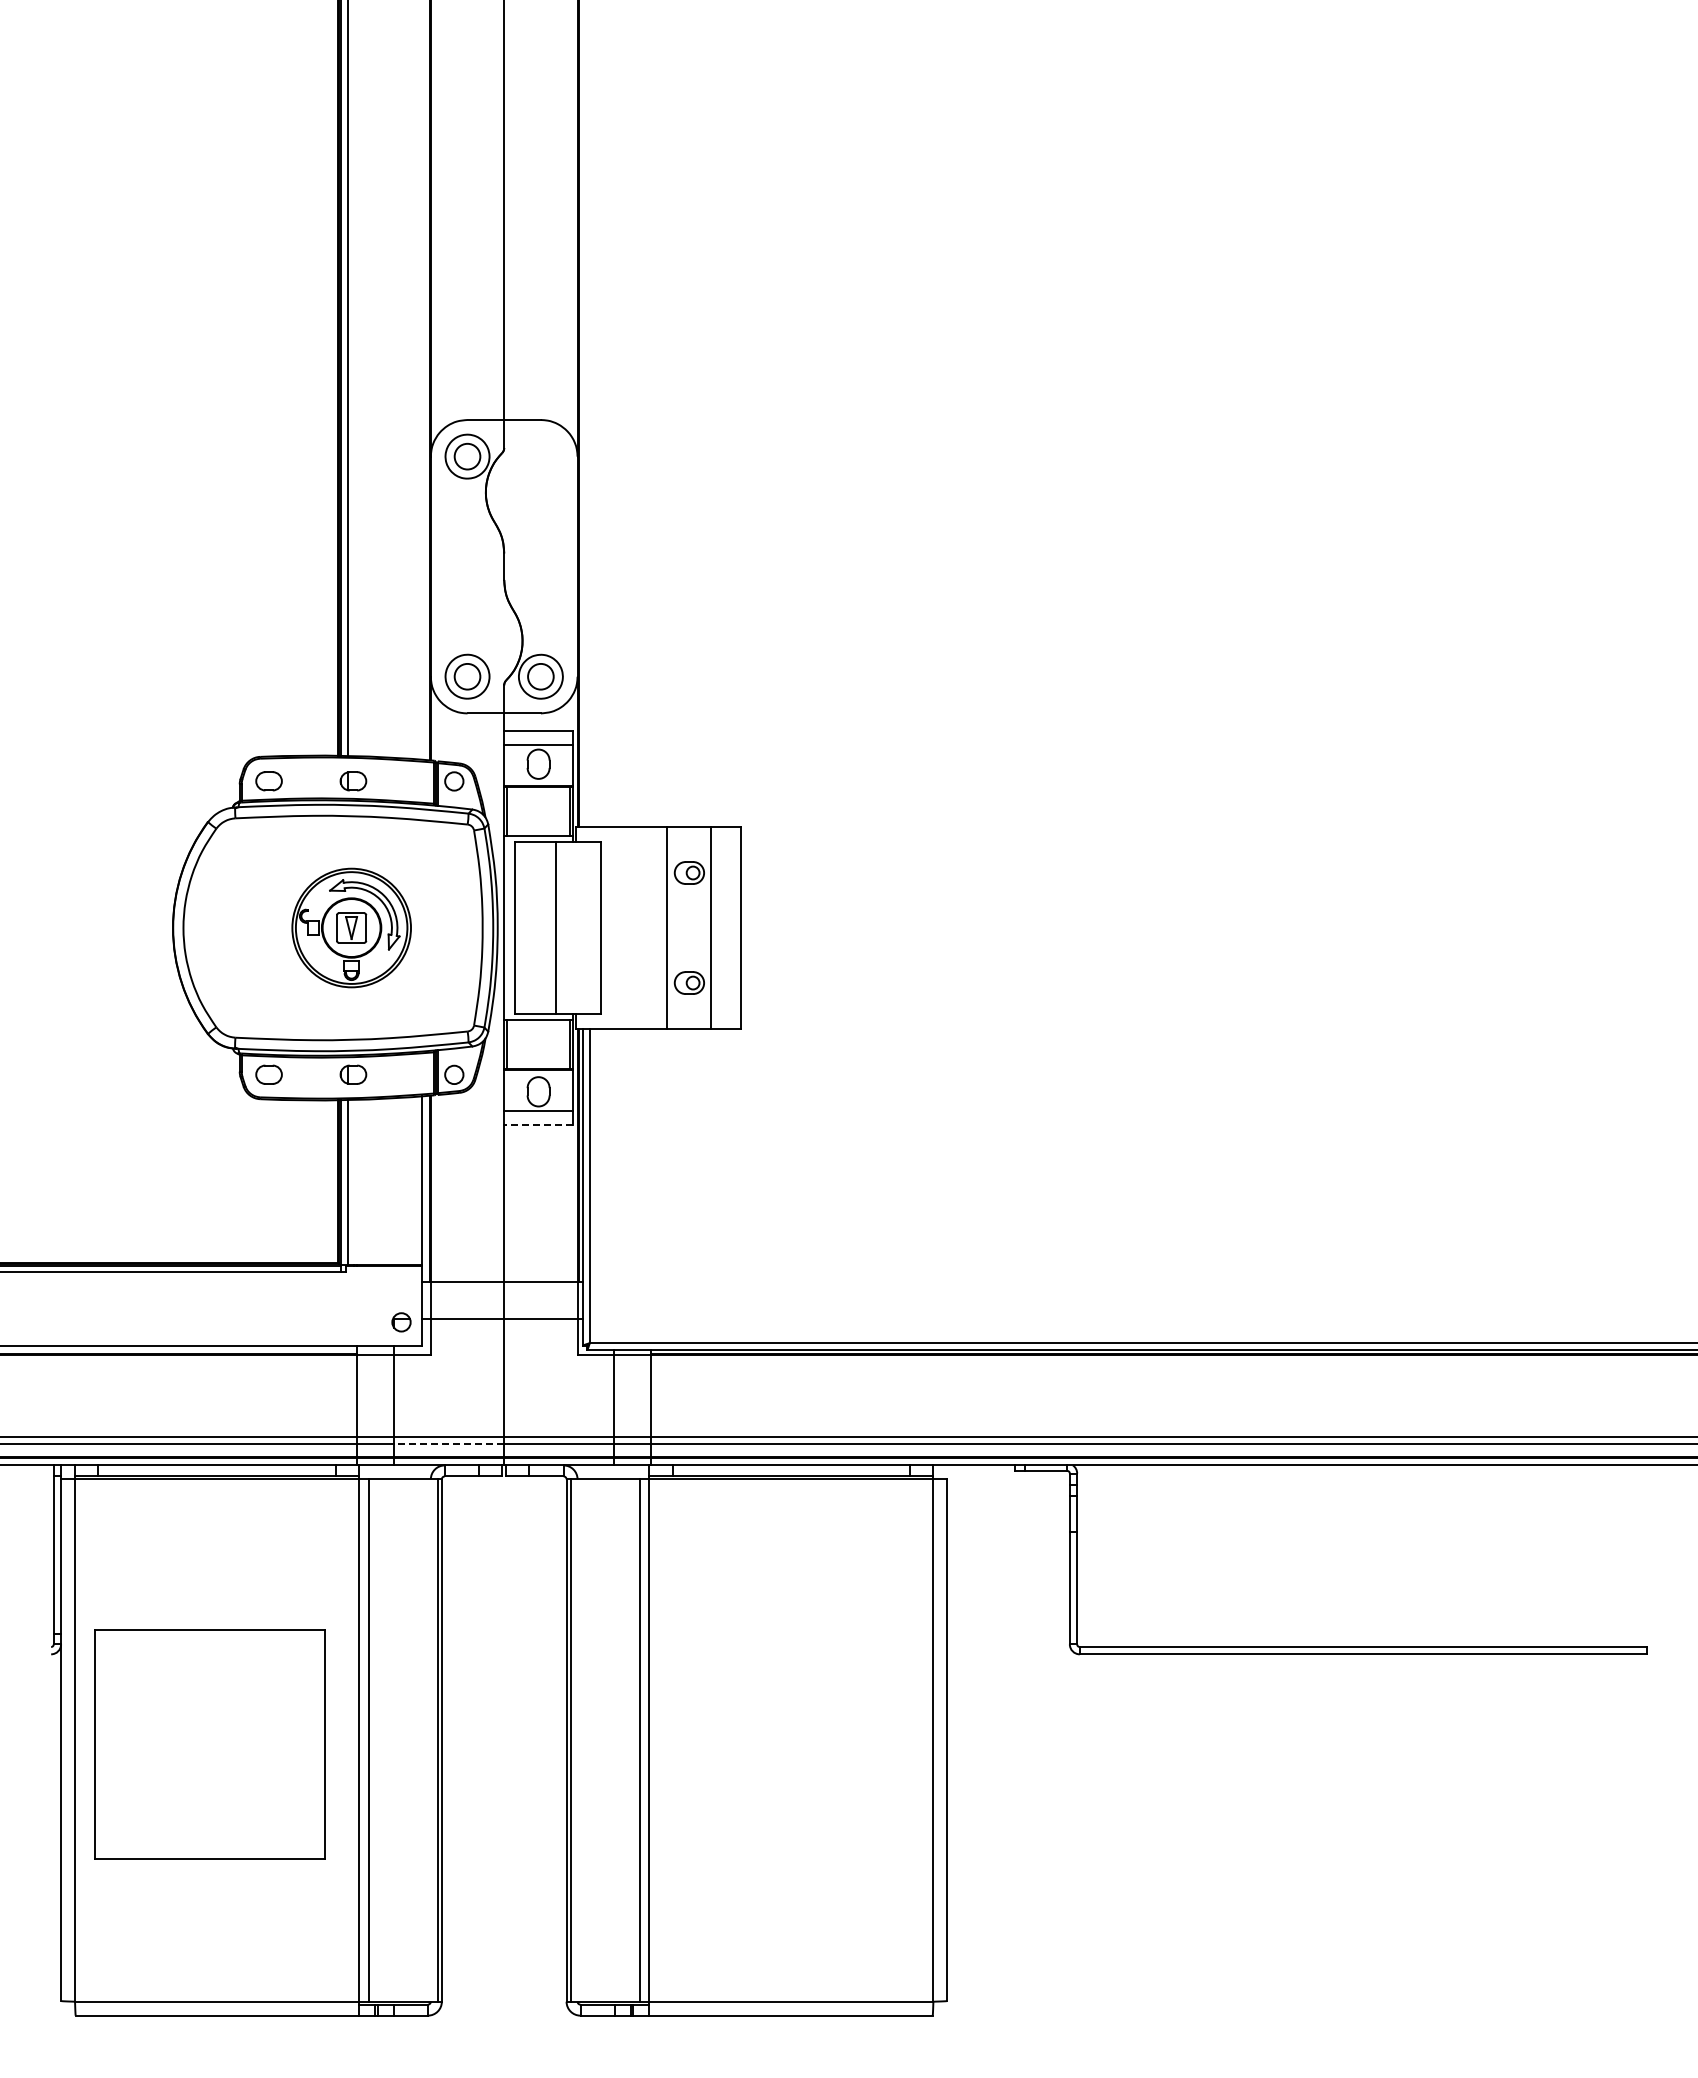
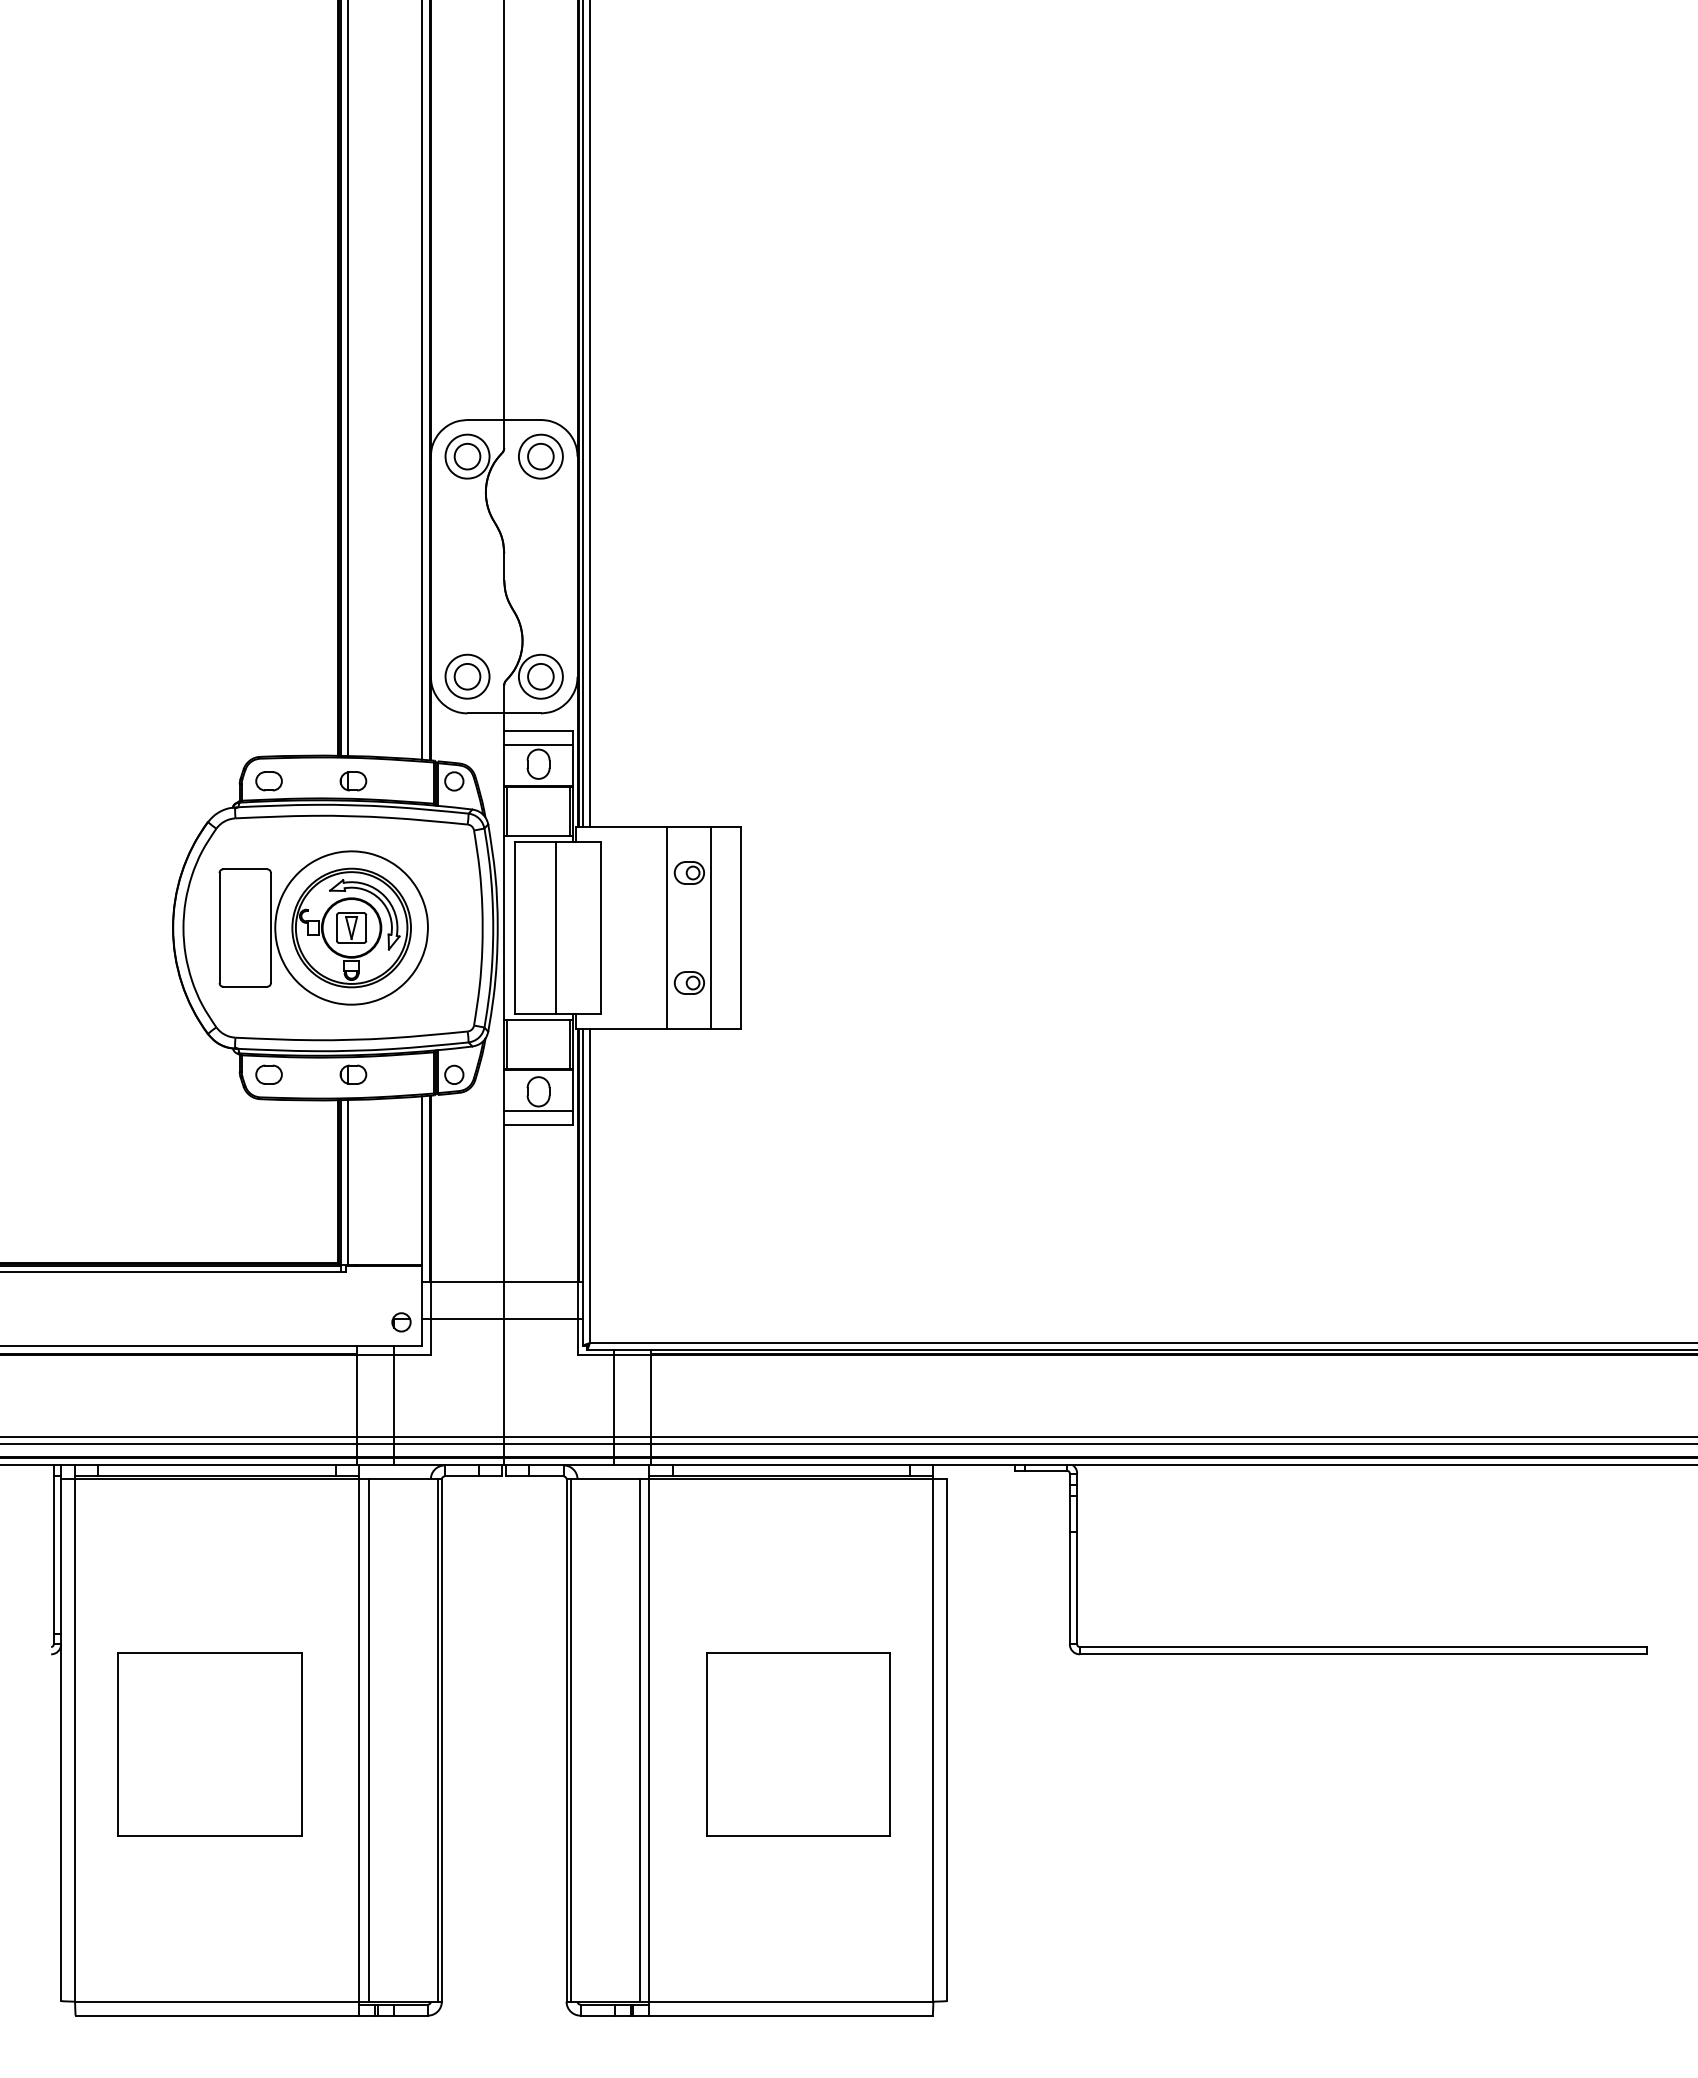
line: none -> present (421, 380)
line: none -> present (583, 414)
line: none -> present (589, 414)
part: none -> present (540, 456)
part: none -> present (323, 927)
line: dashed -> solid (538, 1124)
line: dashed -> solid (448, 1444)
part size: 232x231 px -> 186x185 px (209, 1744)
part: none -> present (798, 1744)
